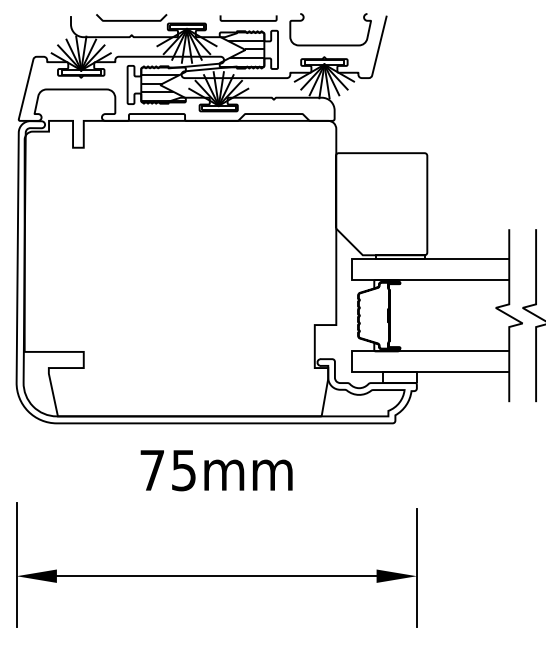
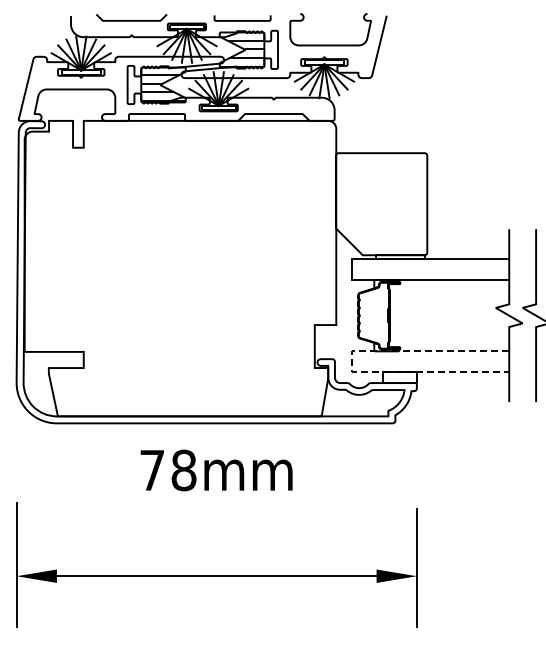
curve position: (248, 20) -> (242, 20) (242, 20)
line: solid -> dashed (352, 362)
text: 75mm -> 78mm (183, 470)
